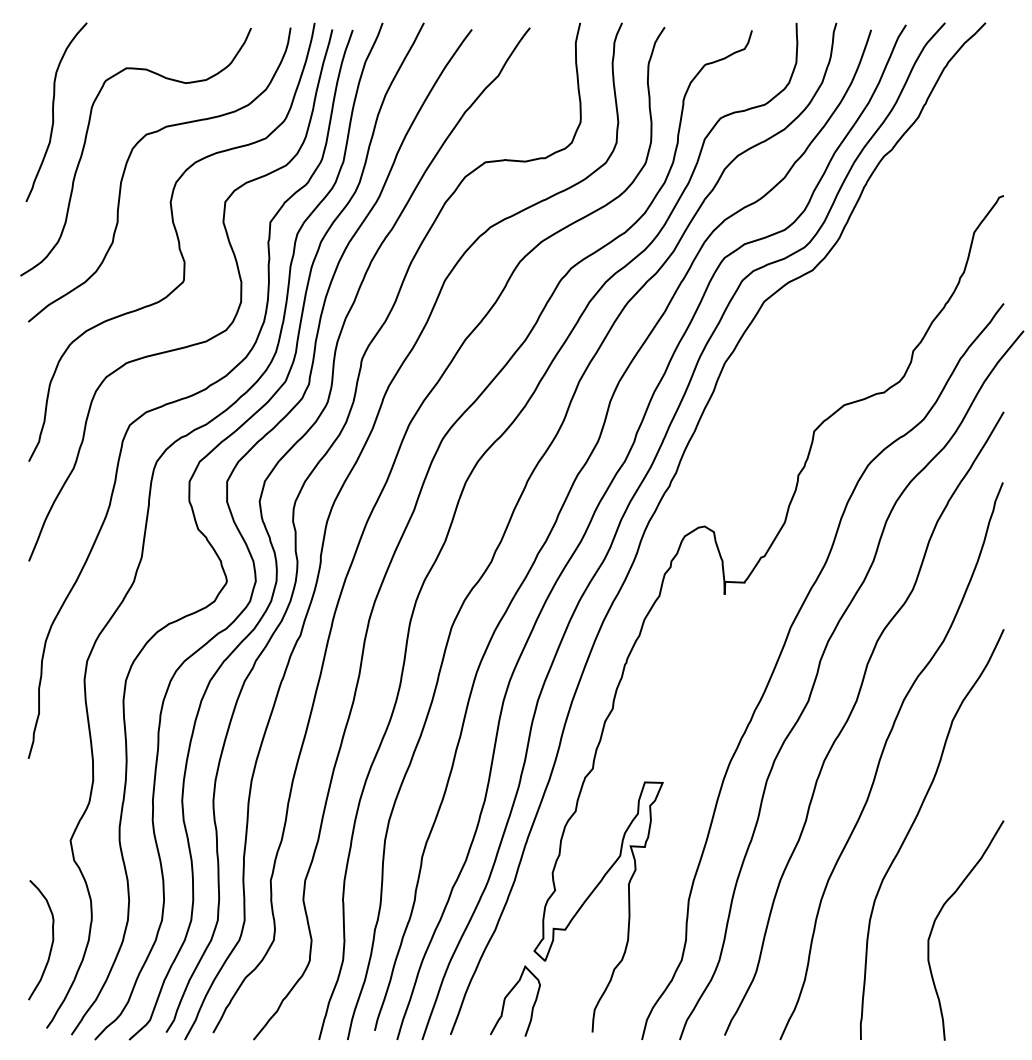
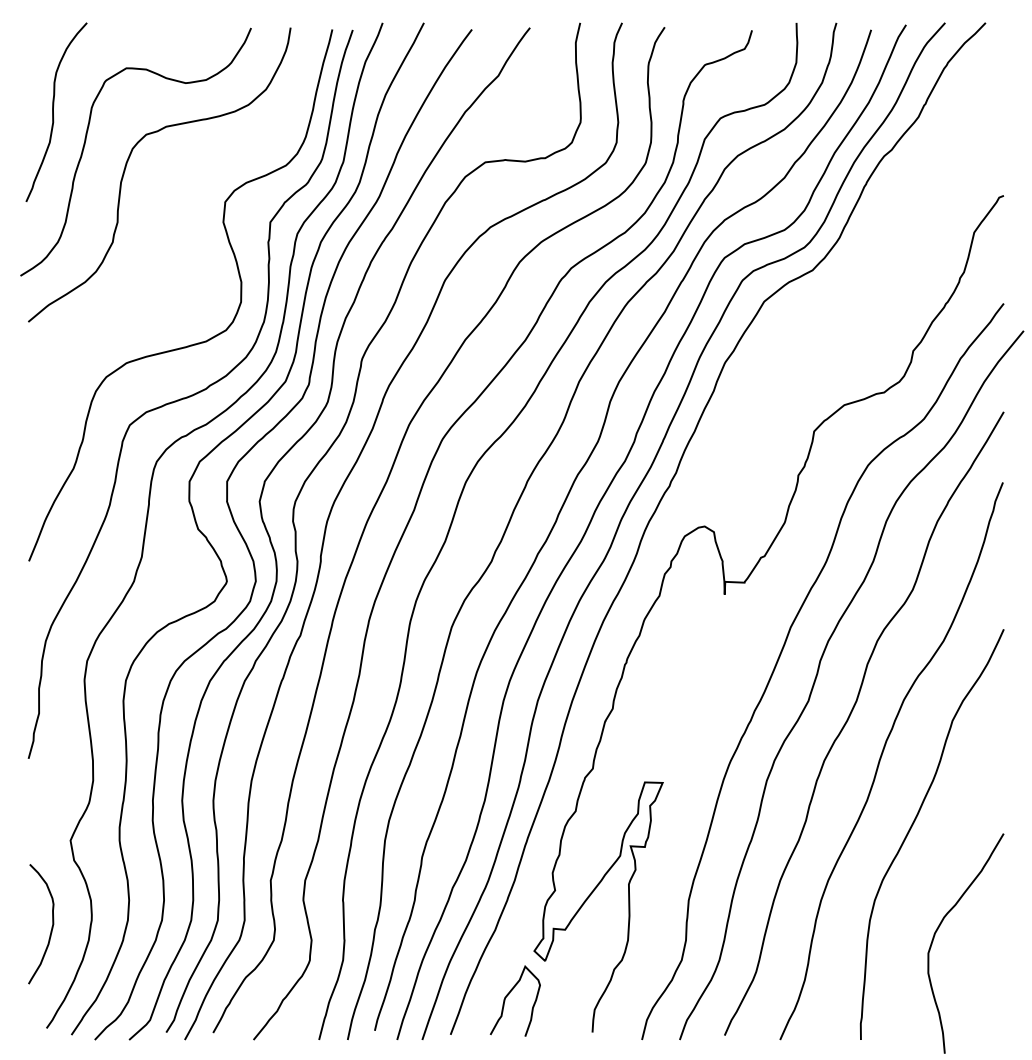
curve: present -> none (177, 240)
curve position: (938, 916) -> (938, 929) (938, 929)
curve position: (51, 942) -> (51, 926) (51, 926)
